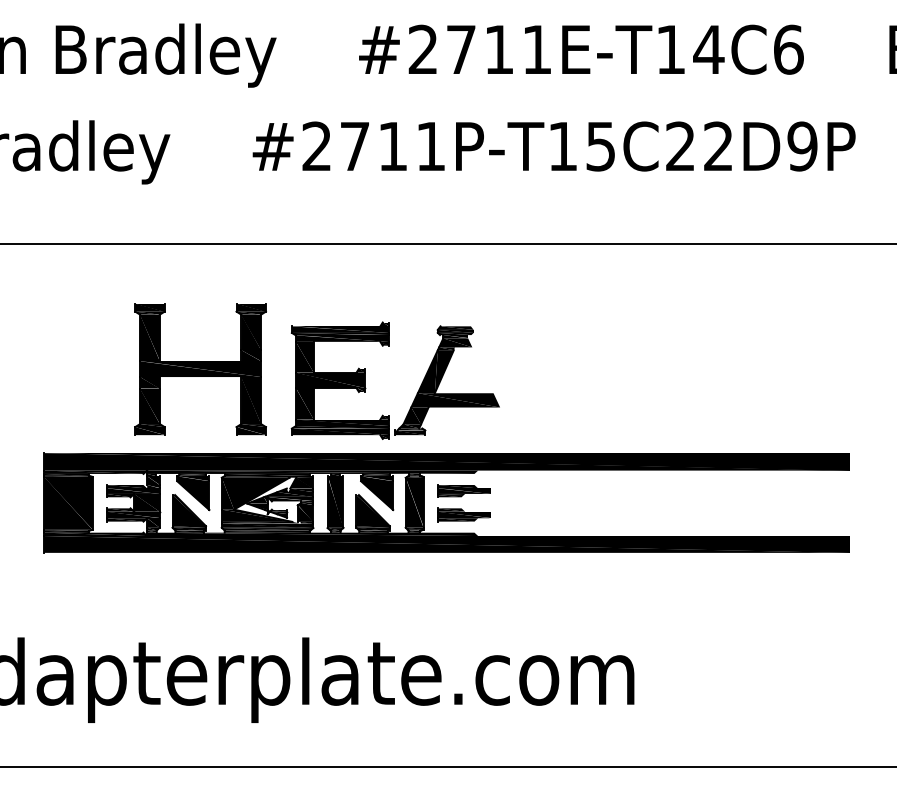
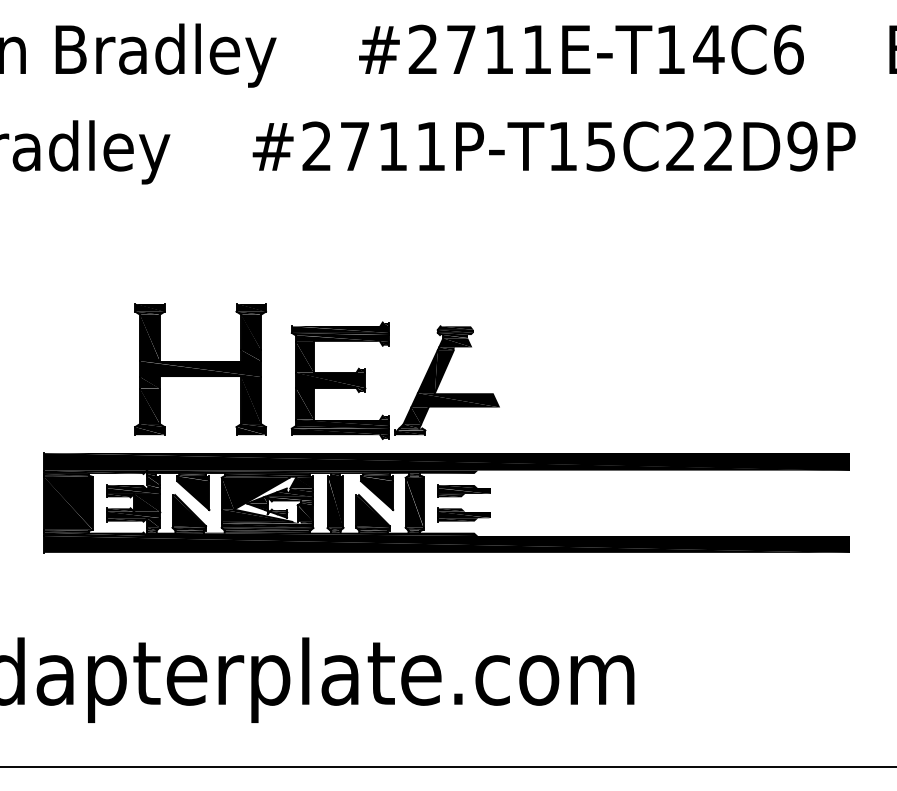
line: present -> none (447, 244)
